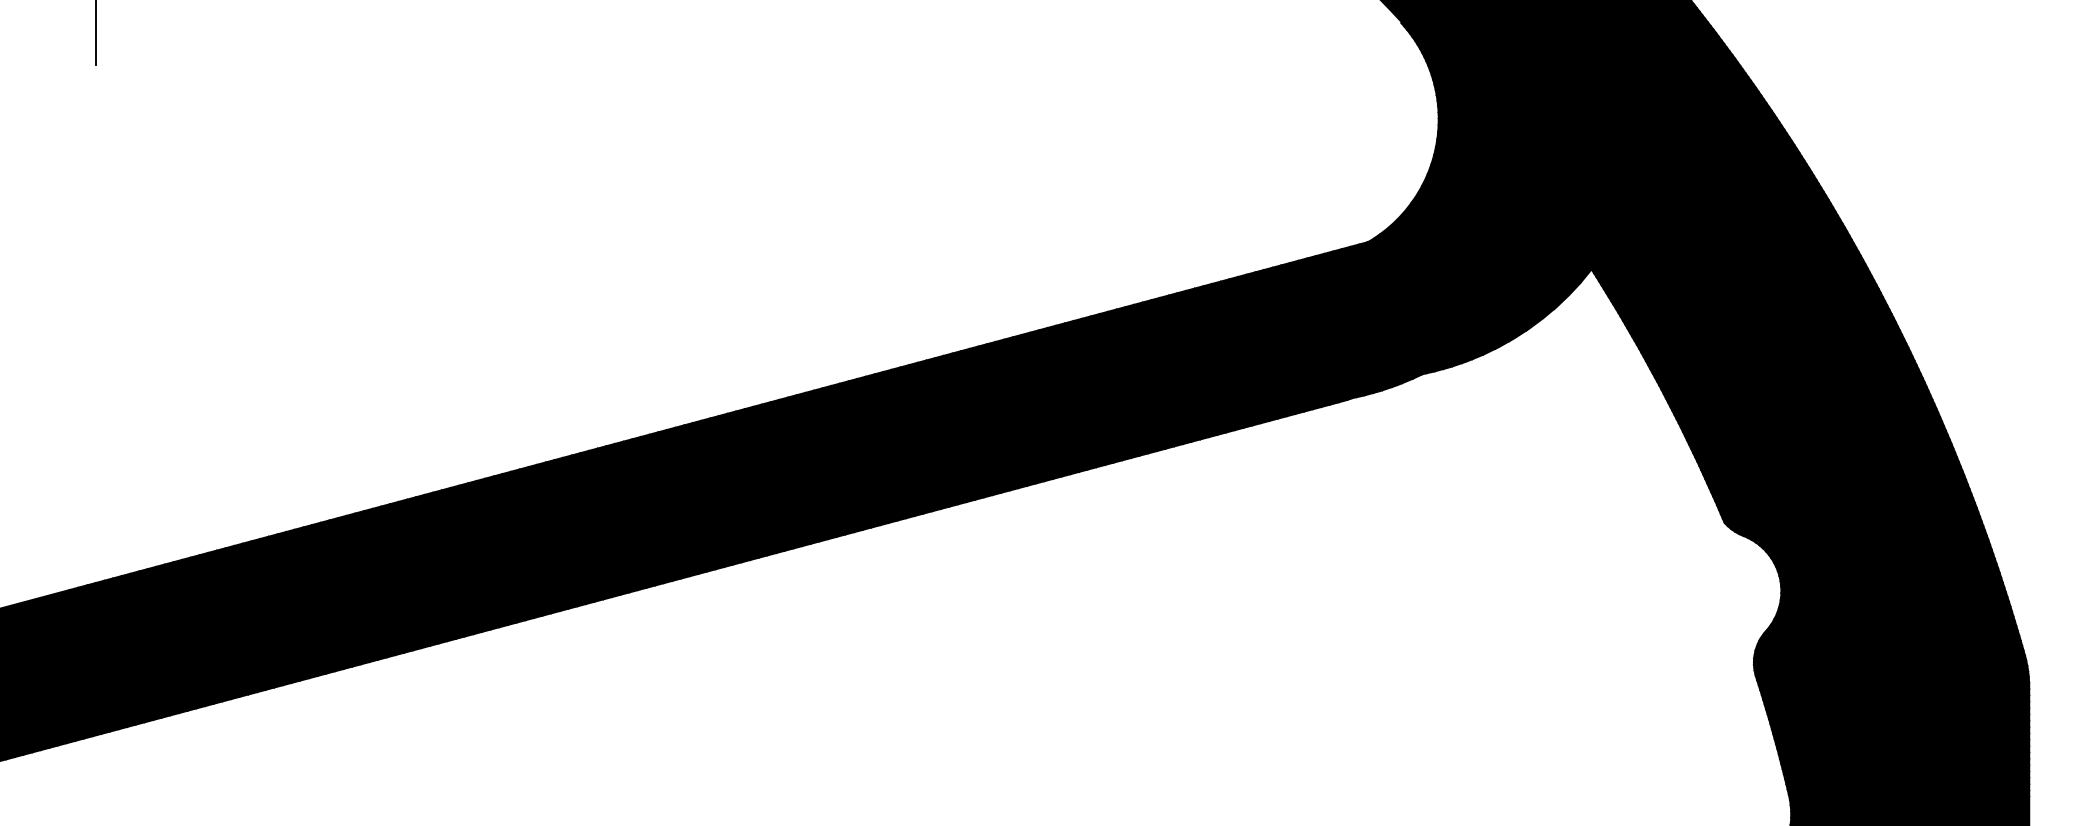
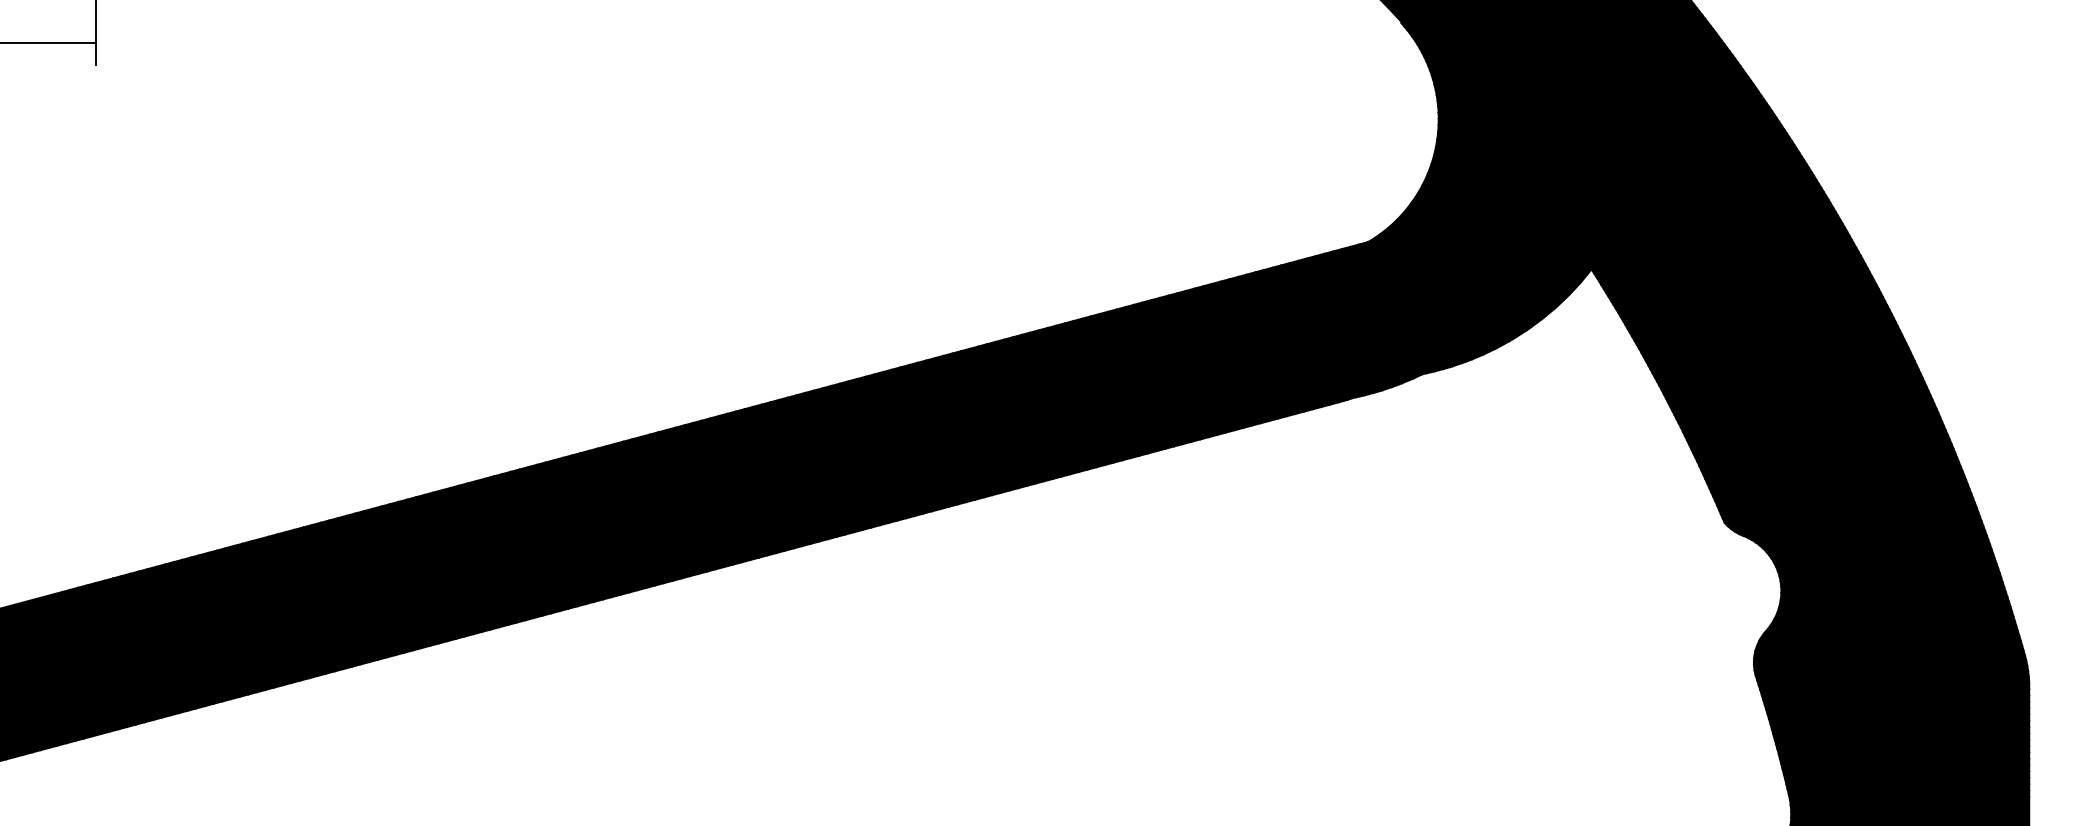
line: none -> present (49, 43)
